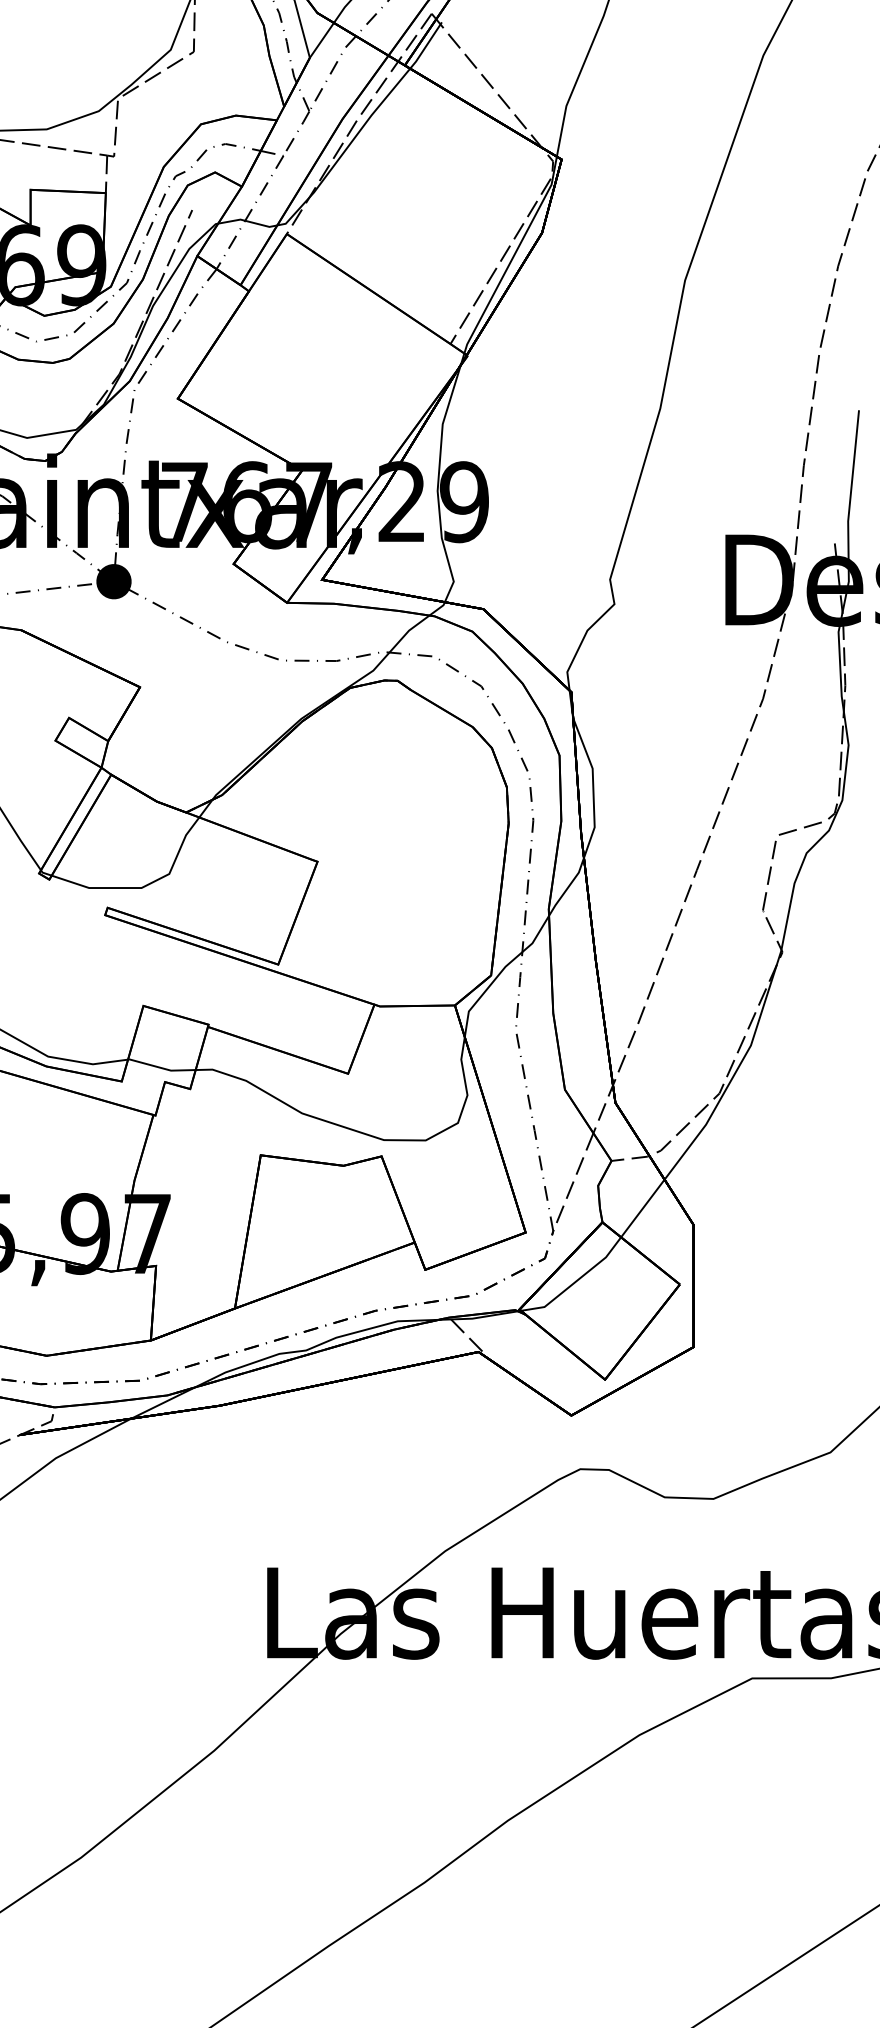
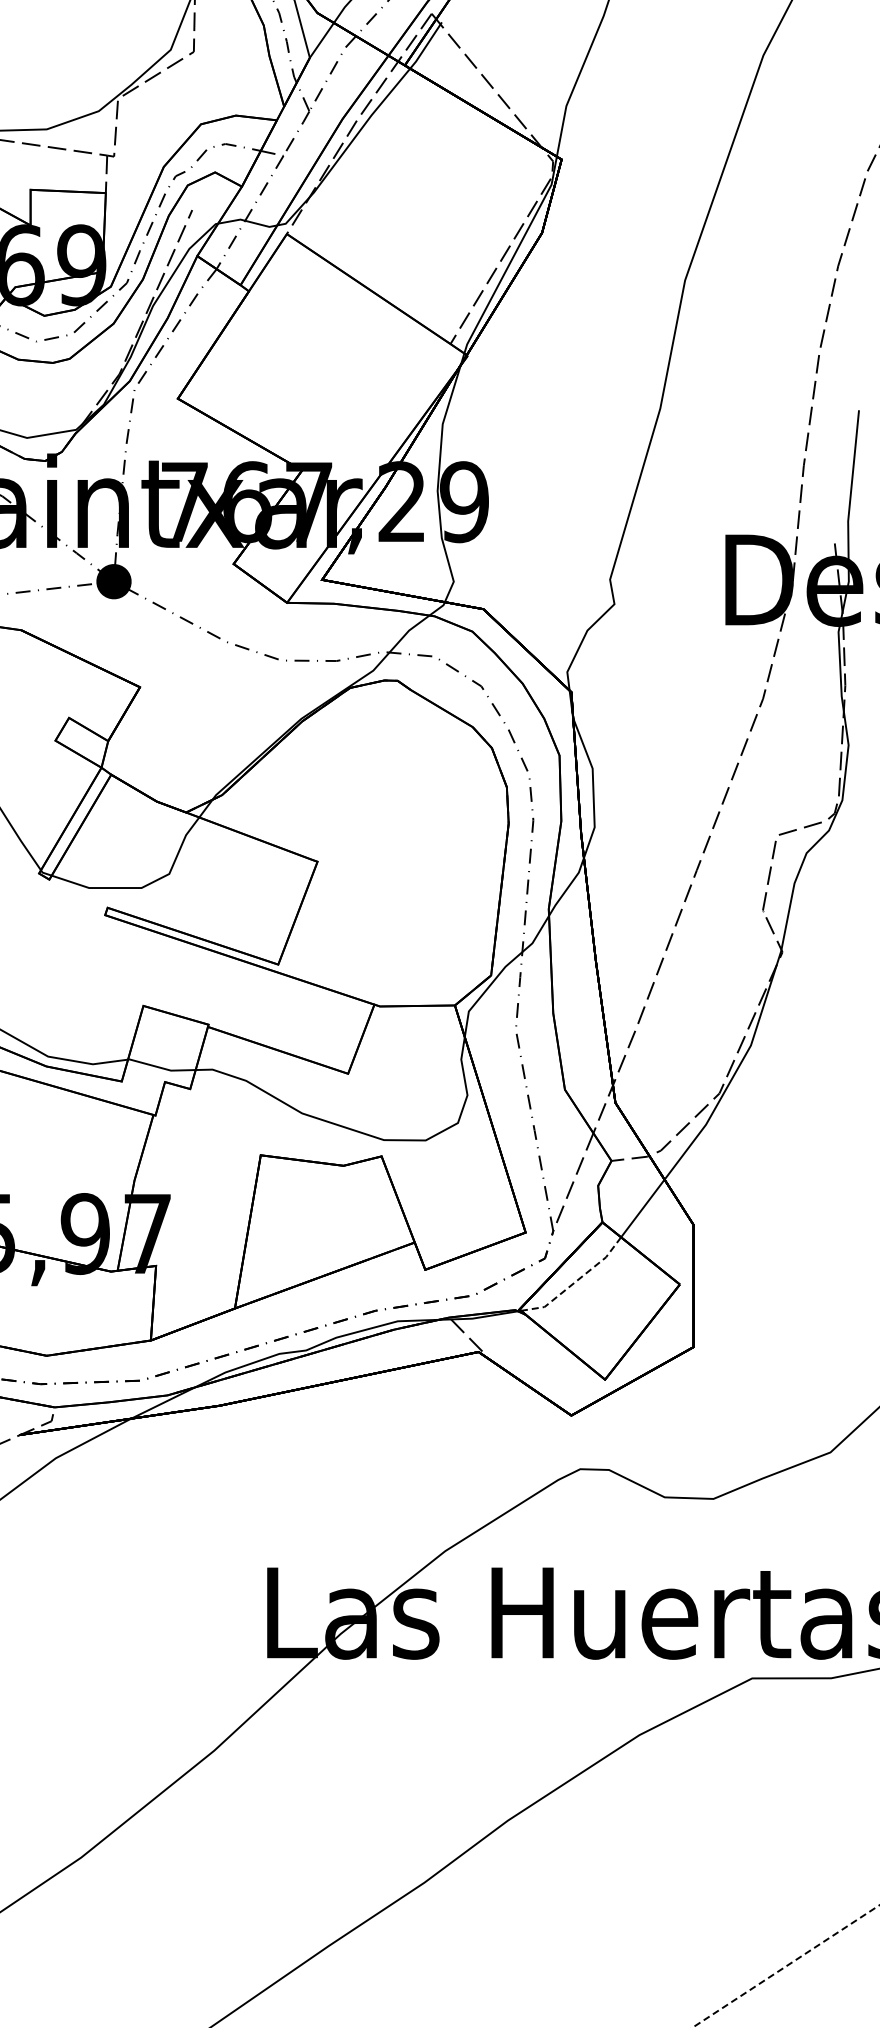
line: solid -> dashed (576, 1281)
line: solid -> dashed (785, 1966)
